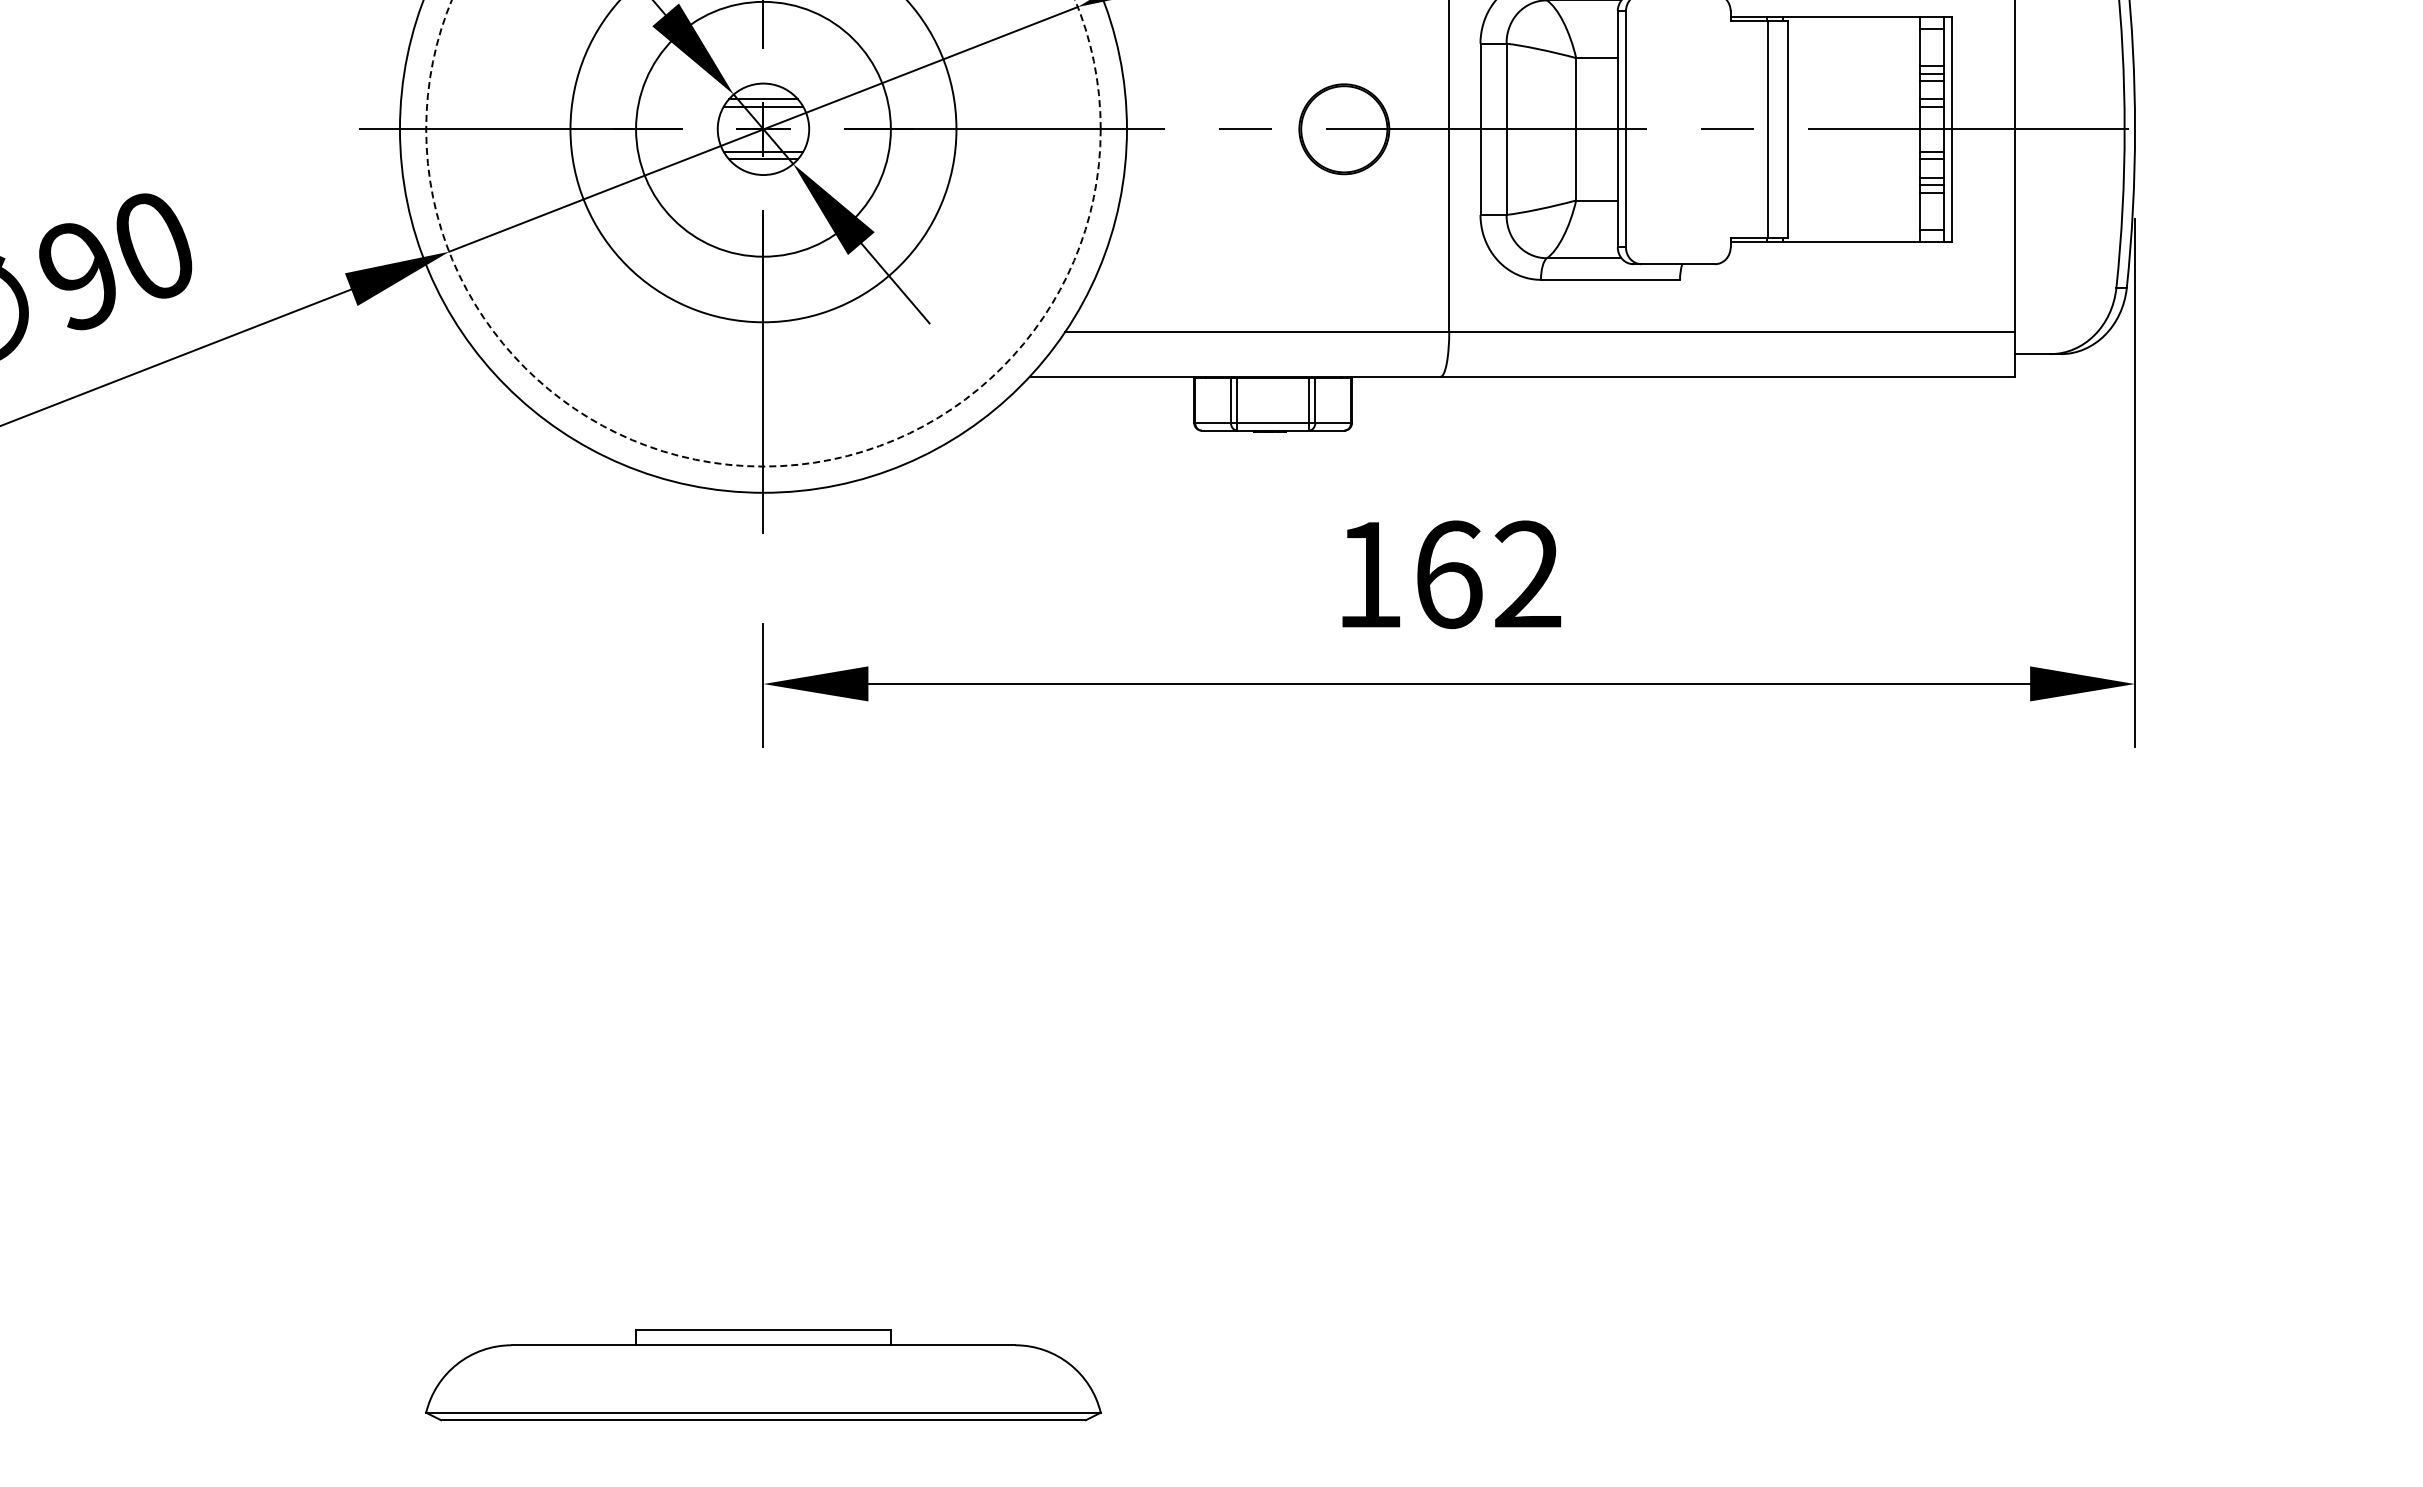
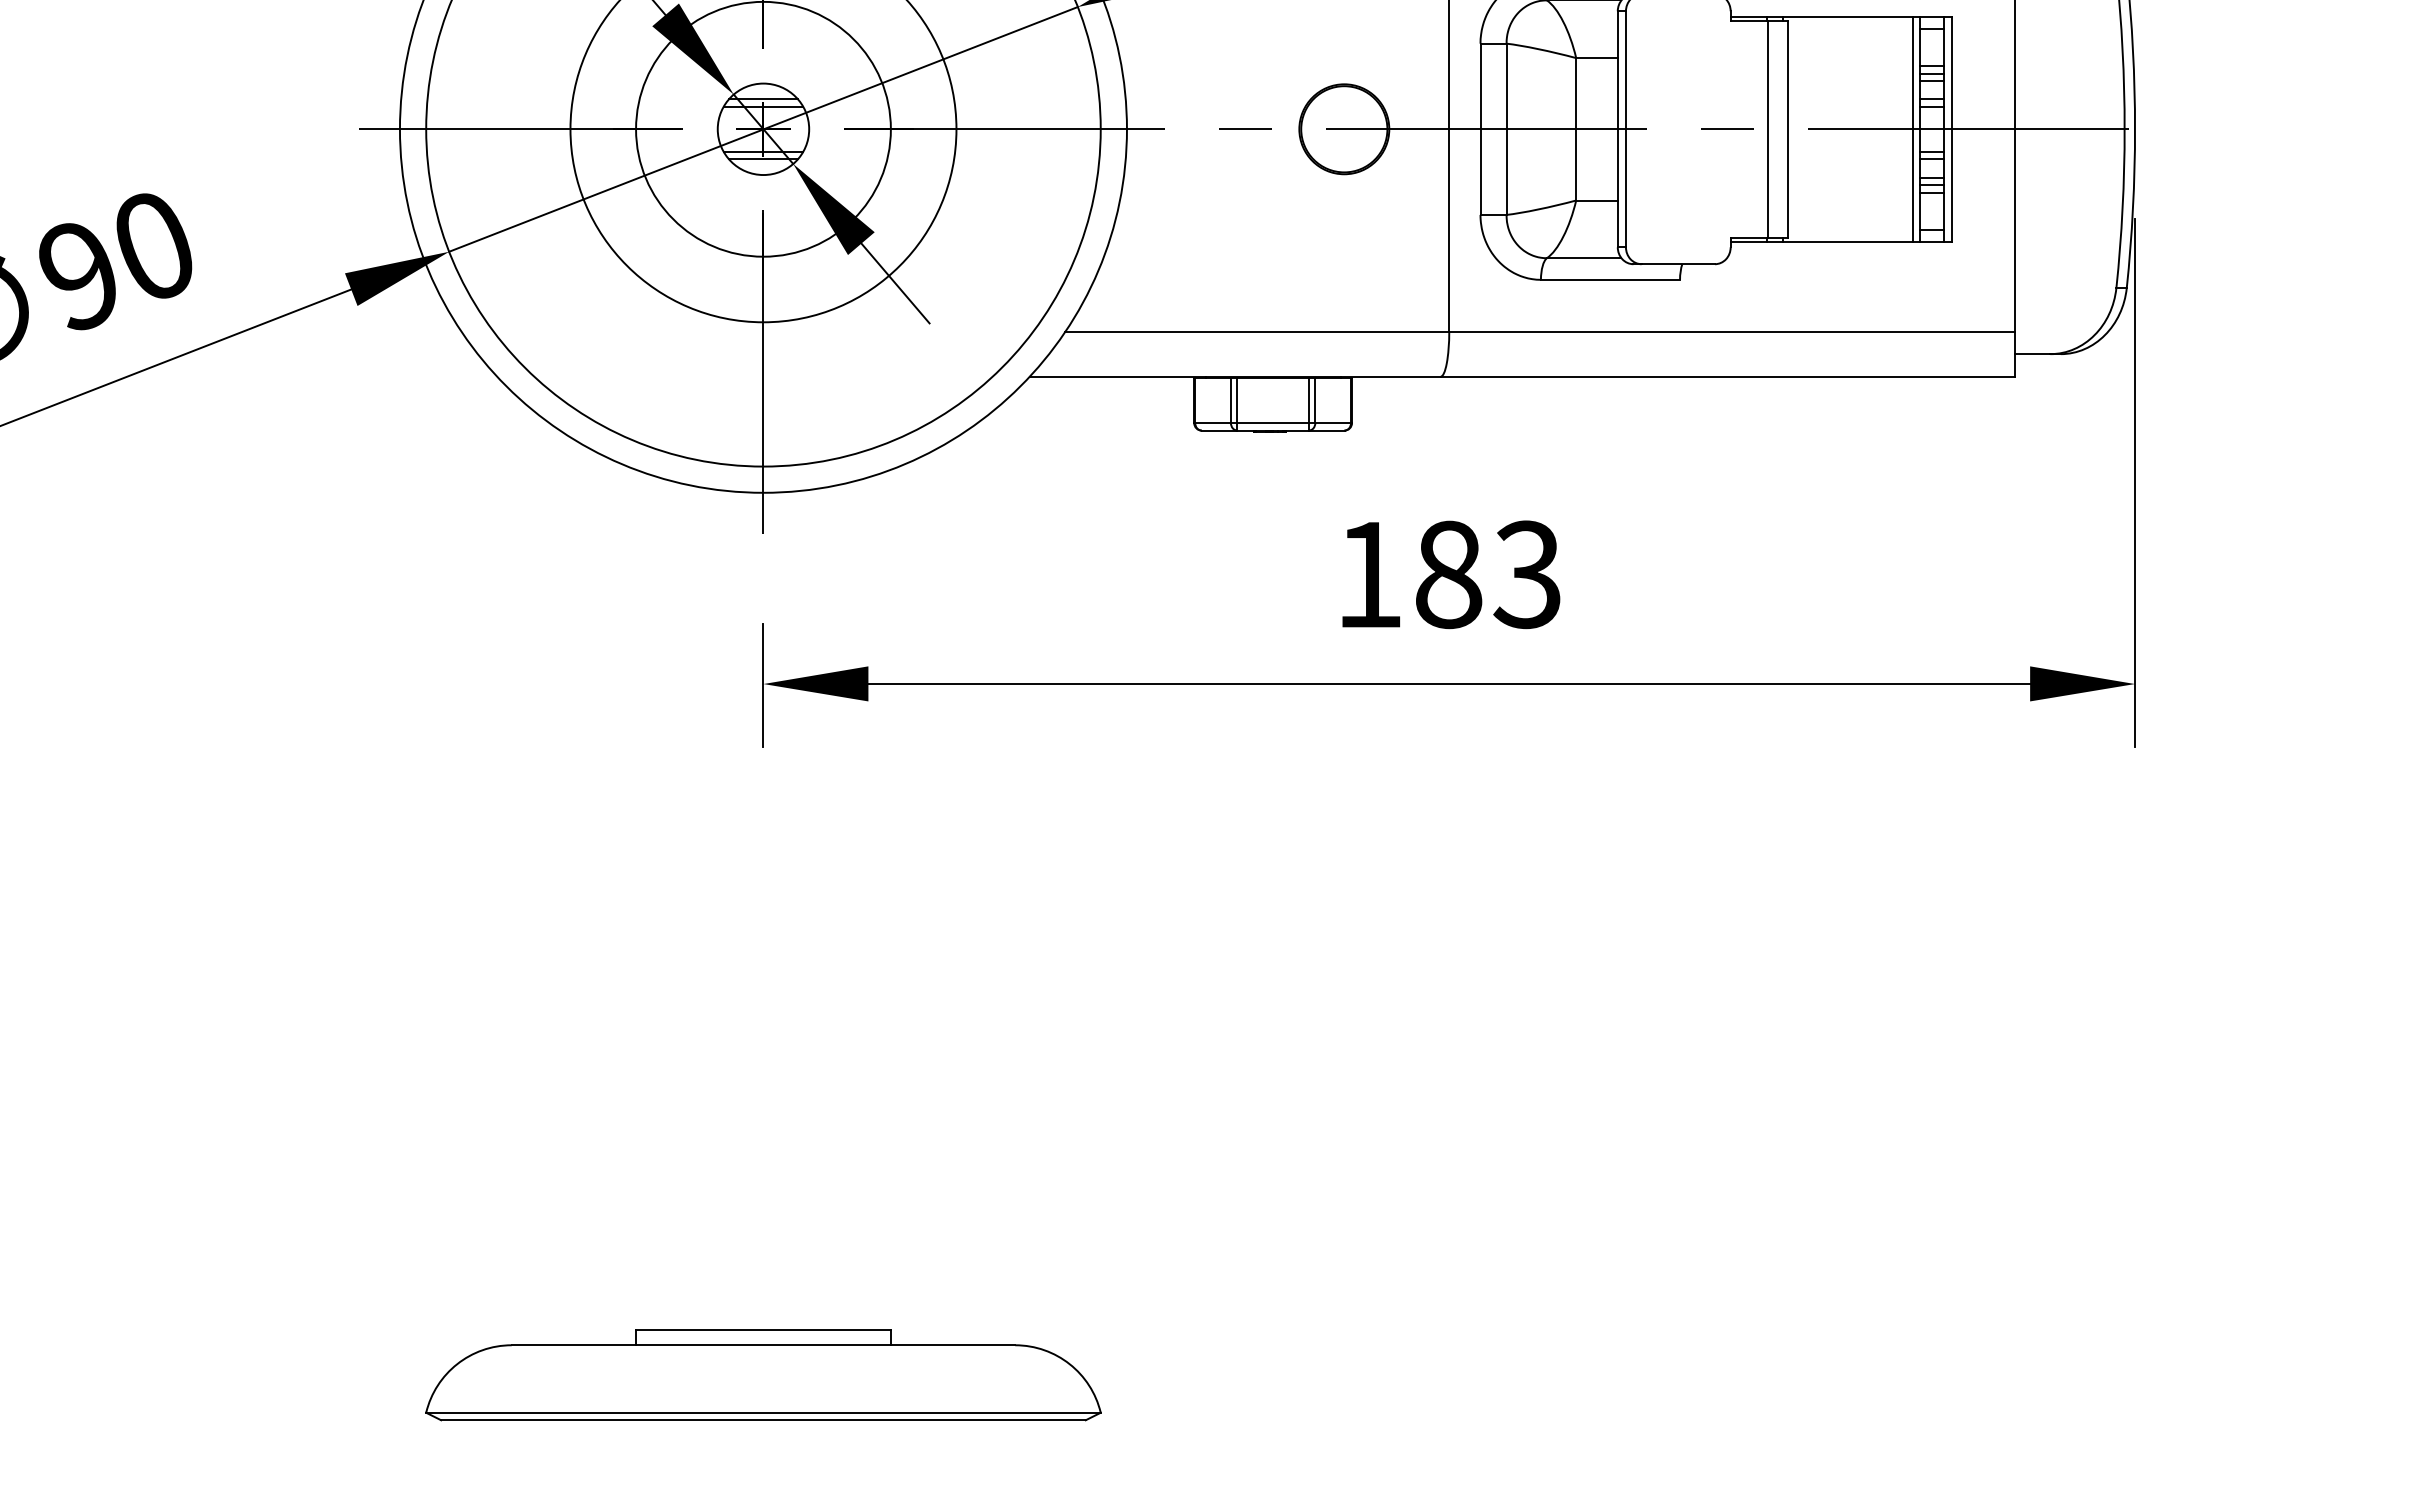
line: none -> present (1912, 129)
circle: dashed -> solid (763, 233)
text: 162 -> 183 (1488, 574)
